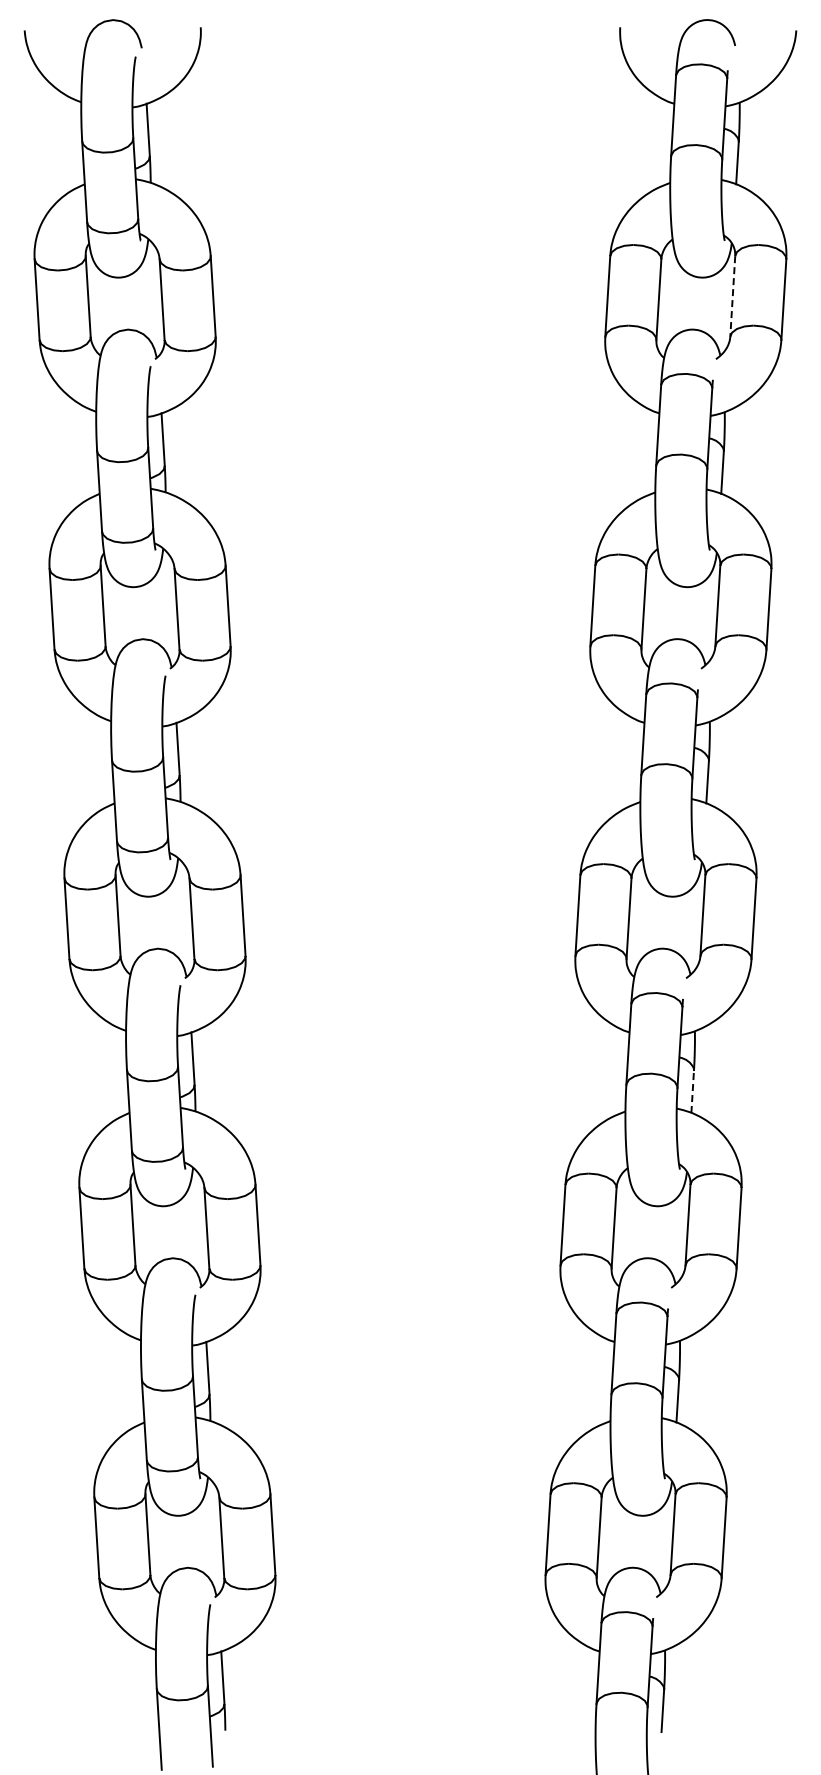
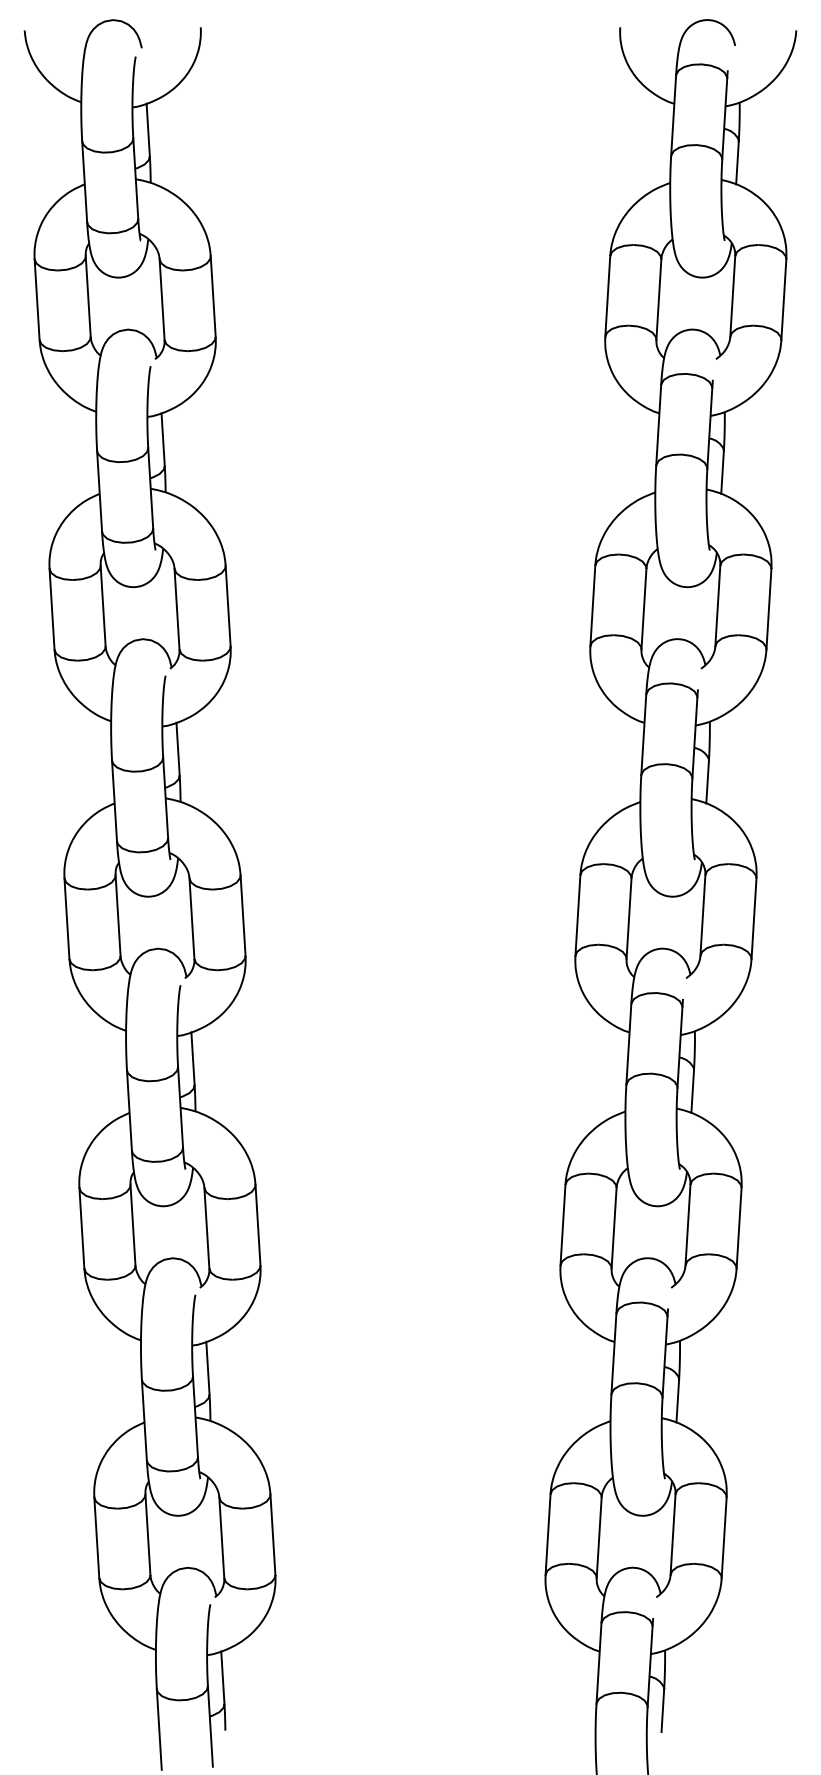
line: dashed -> solid (732, 297)
line: dashed -> solid (692, 1091)
